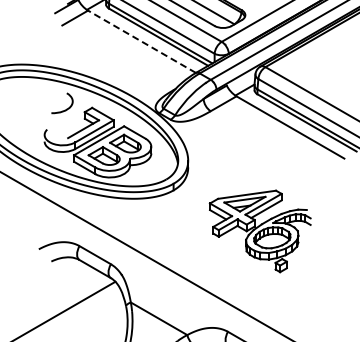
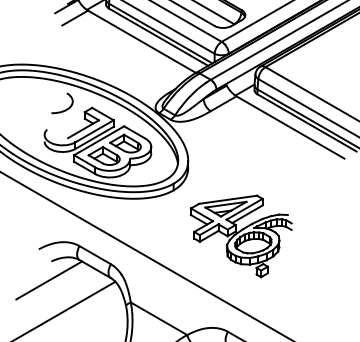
line: dashed -> solid (141, 41)
part position: (259, 231) -> (240, 236) (240, 236)
line: none -> present (49, 280)
